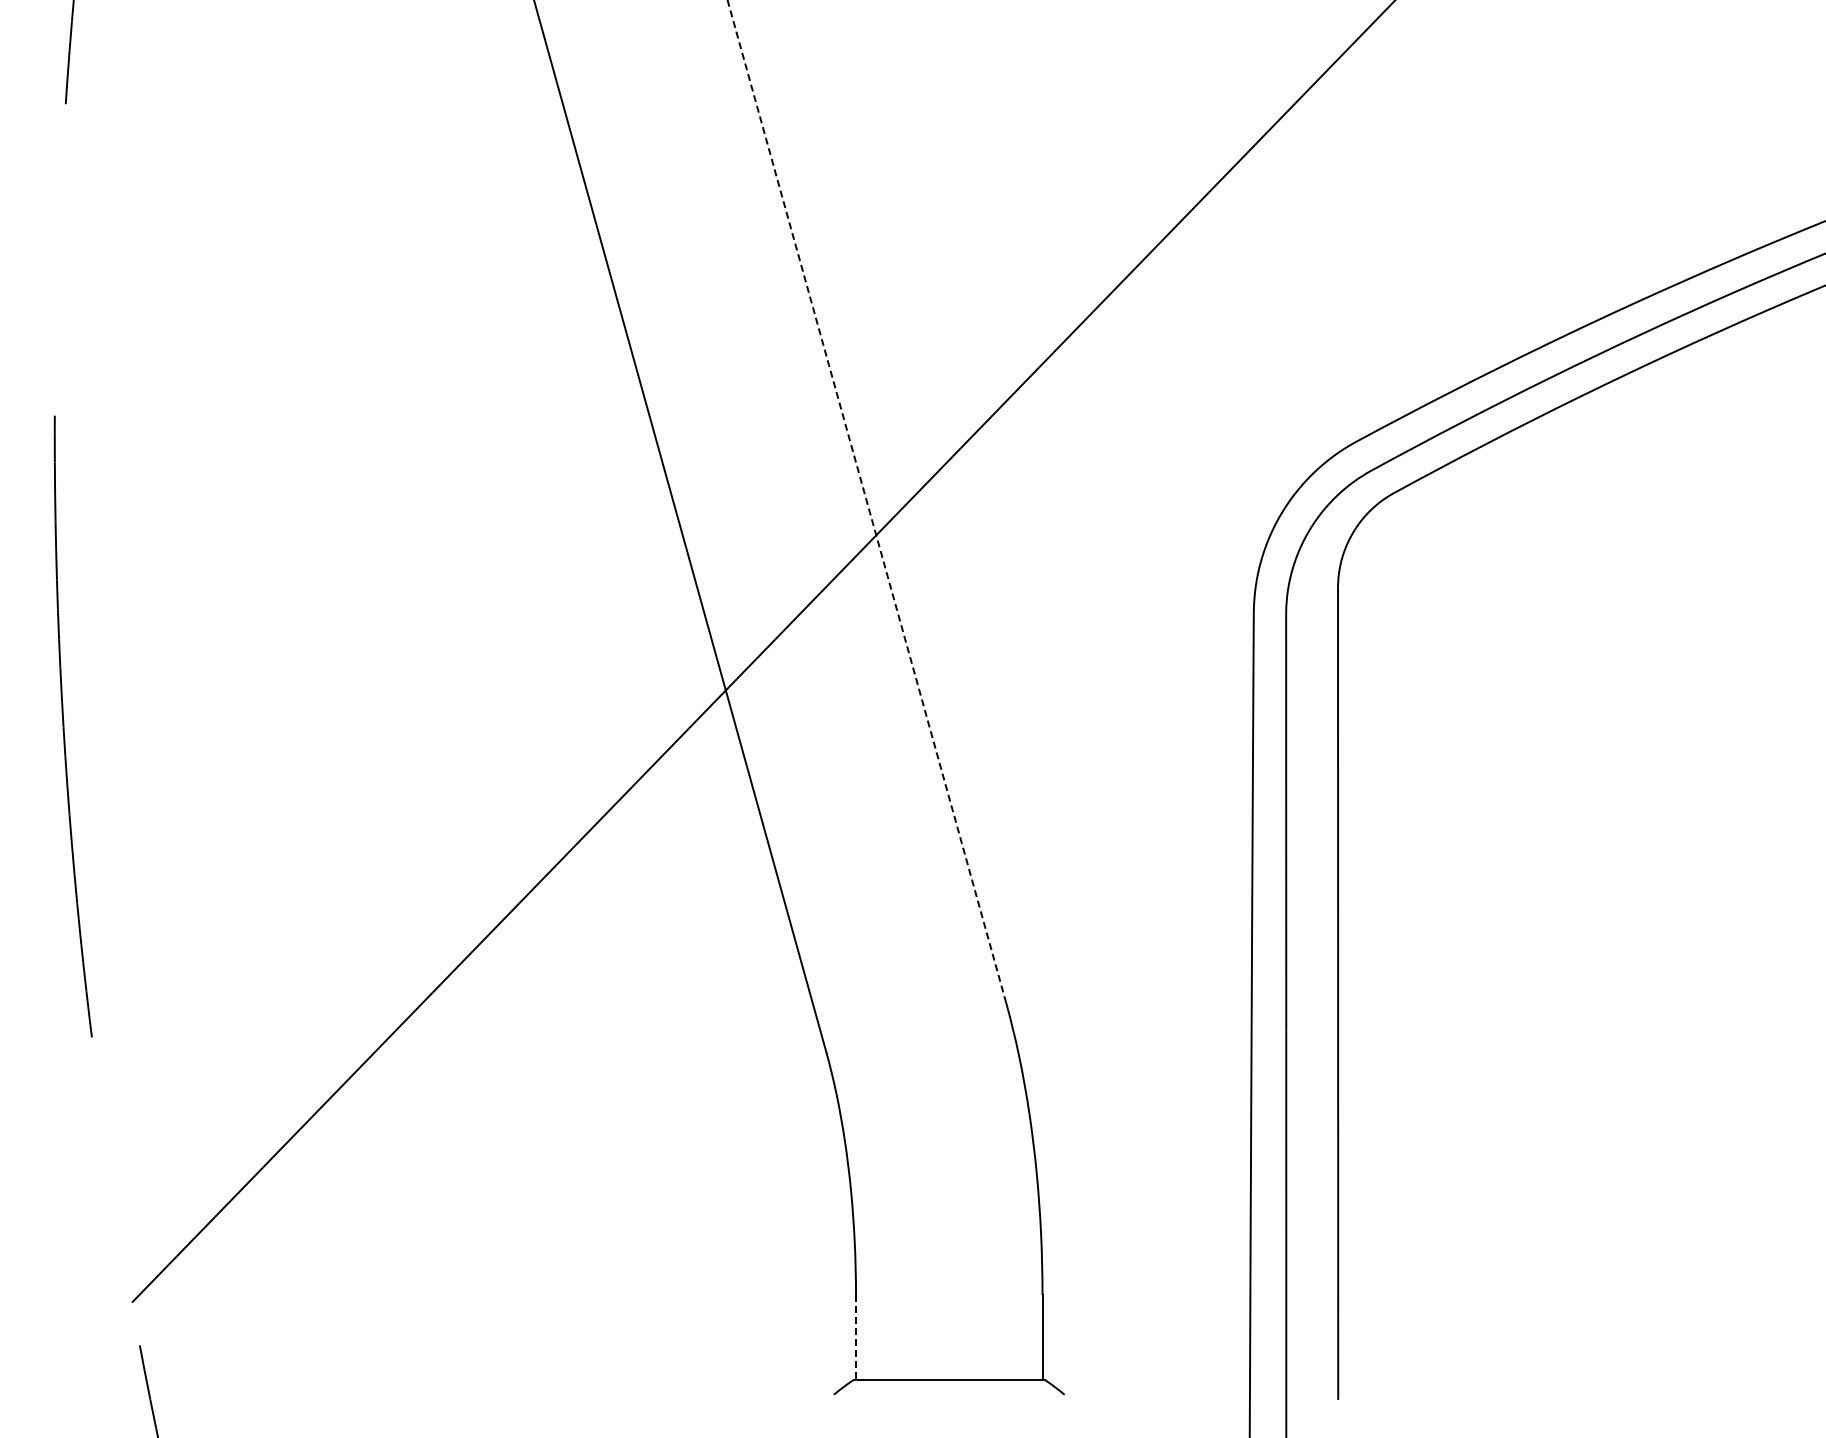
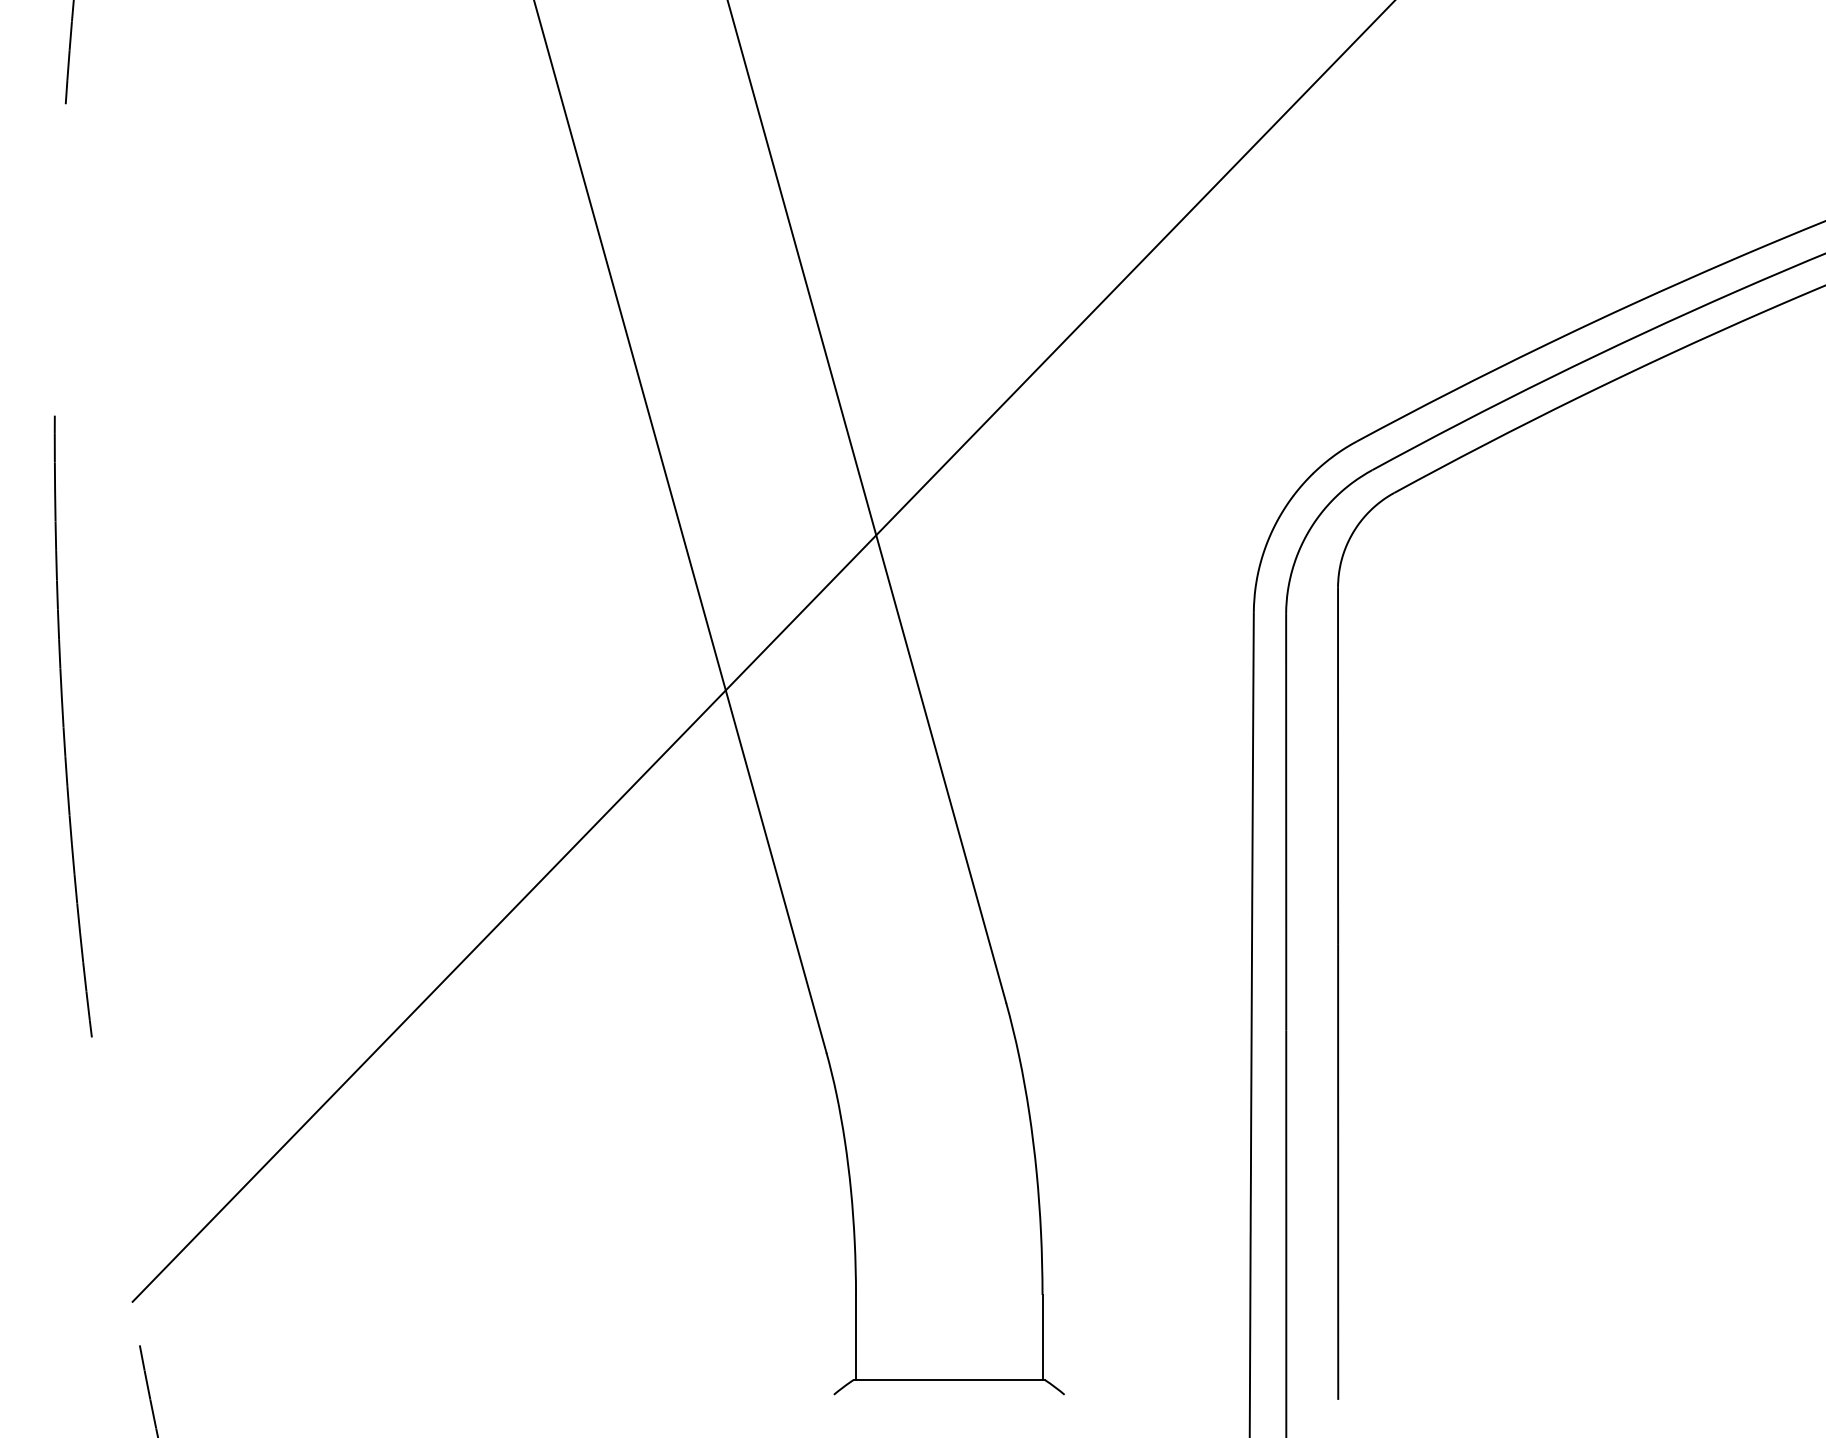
line: dashed -> solid (866, 501)
line: dashed -> solid (856, 1337)
